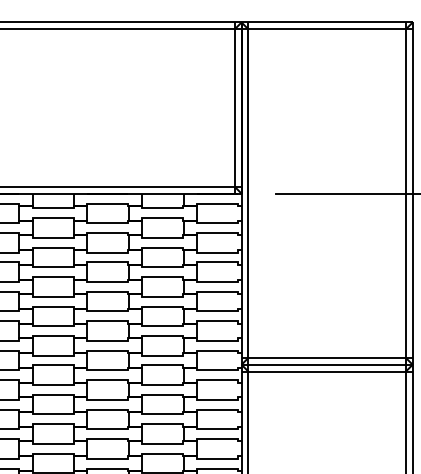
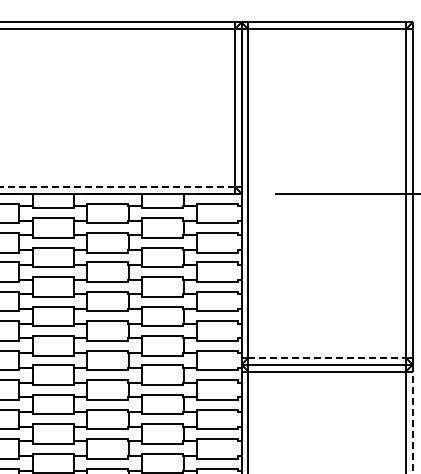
line: solid -> dashed (116, 186)
line: solid -> dashed (327, 357)
line: solid -> dashed (412, 418)
